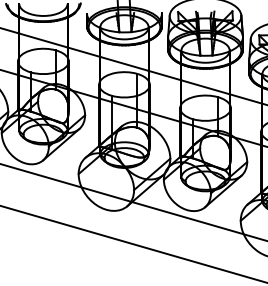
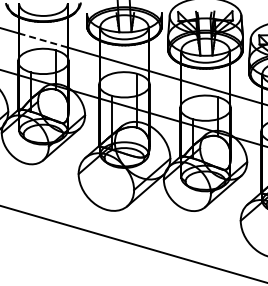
line: solid -> dashed (42, 40)
line: present -> none (133, 202)
